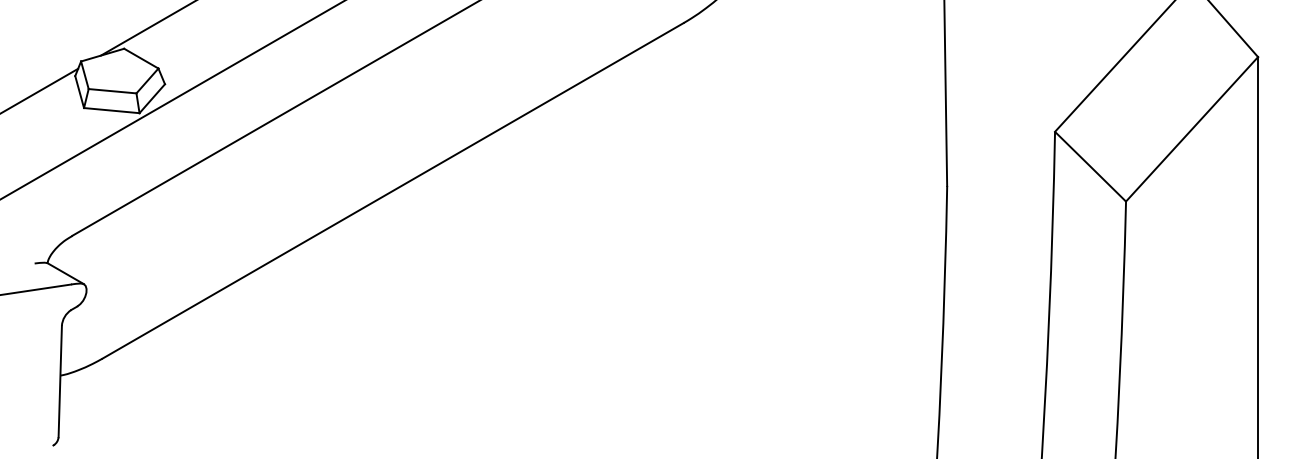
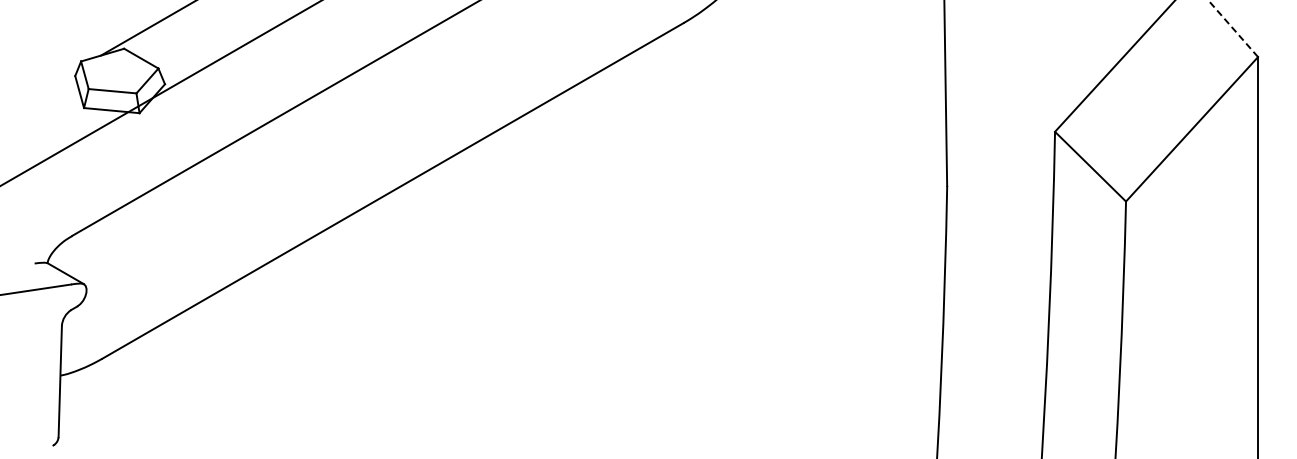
line: solid -> dashed (1233, 28)
line: present -> none (40, 90)
line position: (172, 100) -> (160, 93) (160, 93)
